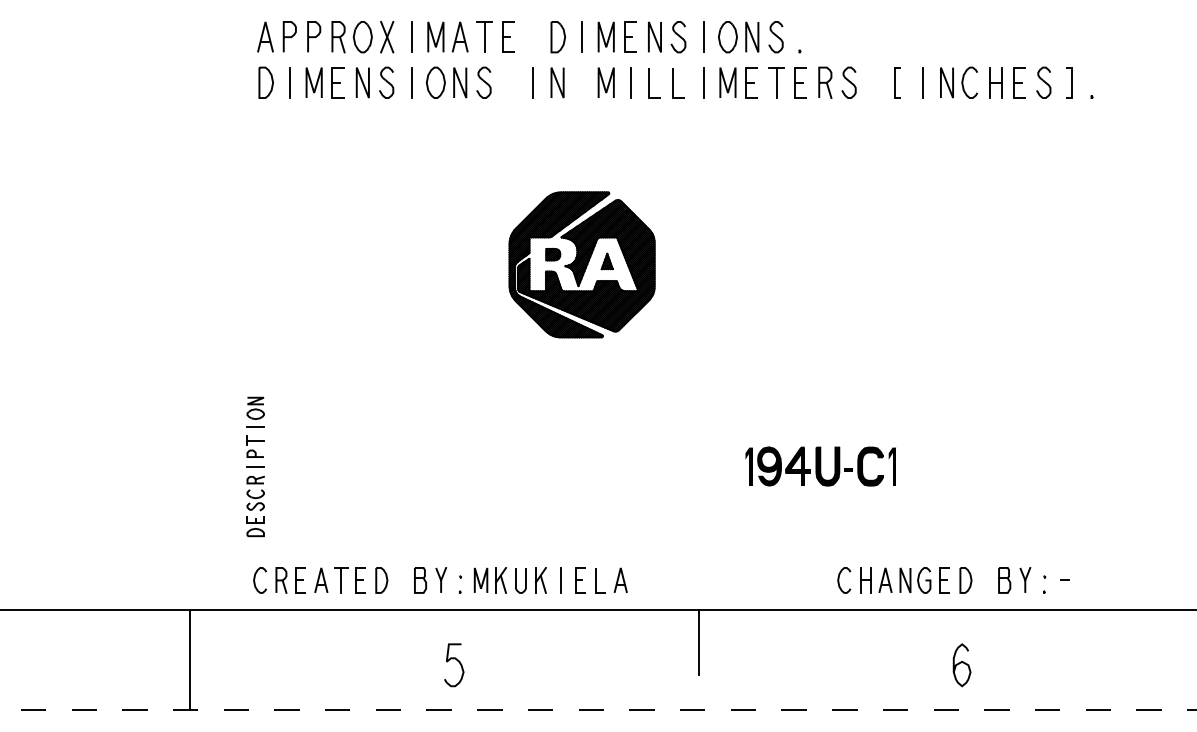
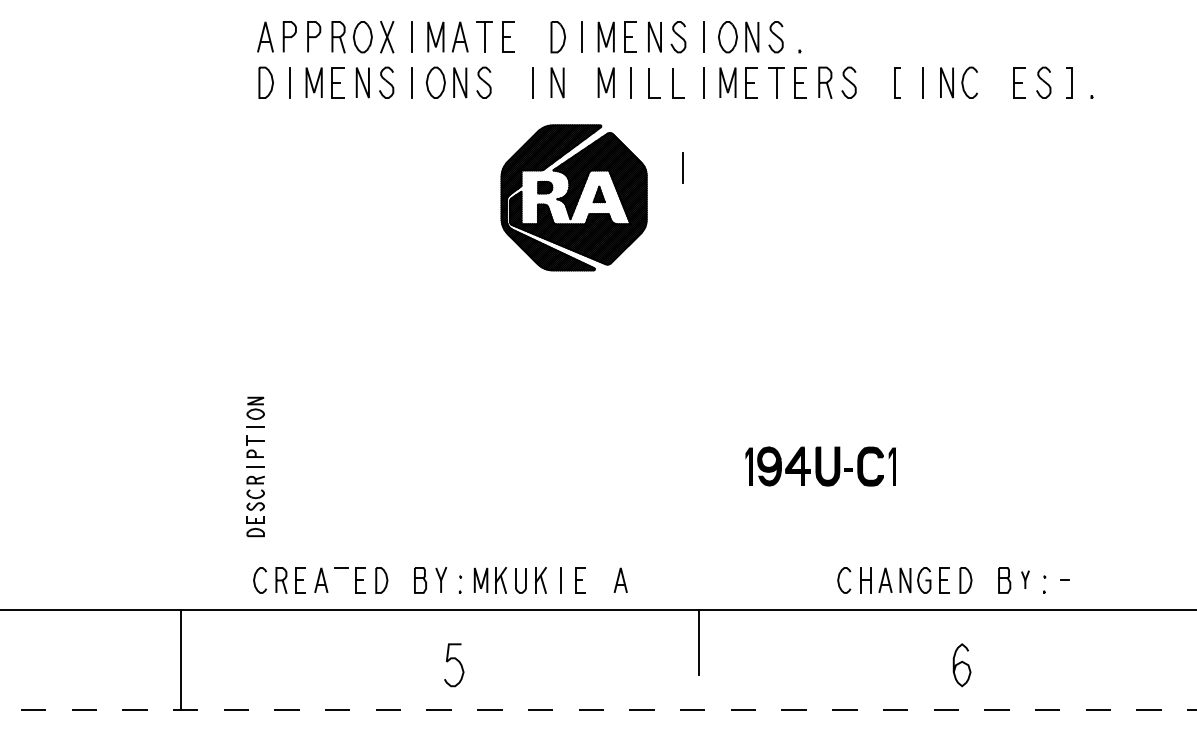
part: present -> none (995, 82)
line: none -> present (682, 167)
part position: (581, 264) -> (573, 197) (573, 197)
line: present -> none (341, 579)
part size: 13x26 px -> 9x19 px (1025, 579)
line: present -> none (596, 580)
line position: (190, 660) -> (181, 660) (181, 660)
